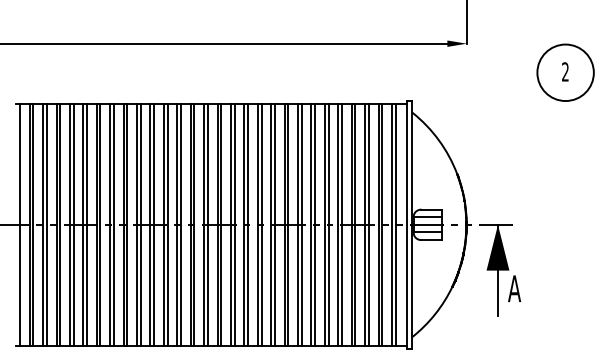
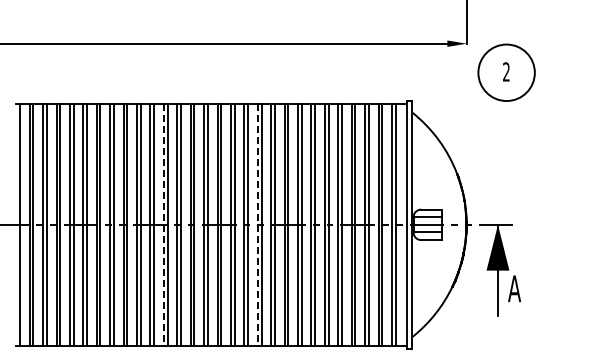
part position: (565, 72) -> (506, 72) (506, 72)
line: solid -> dashed (163, 224)
line: solid -> dashed (257, 224)
